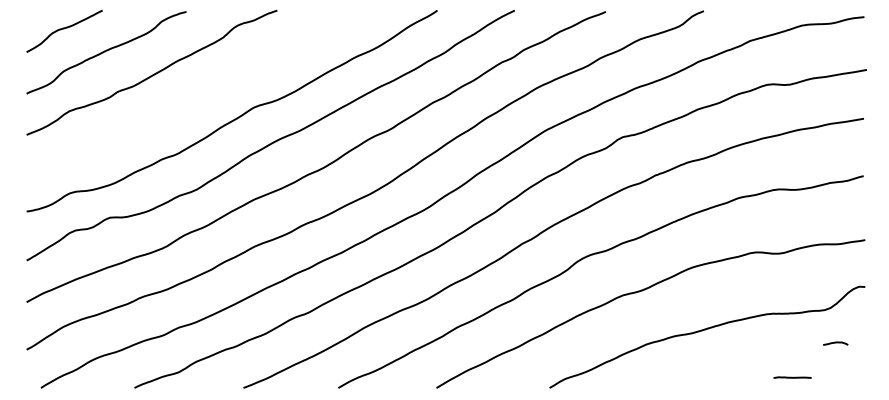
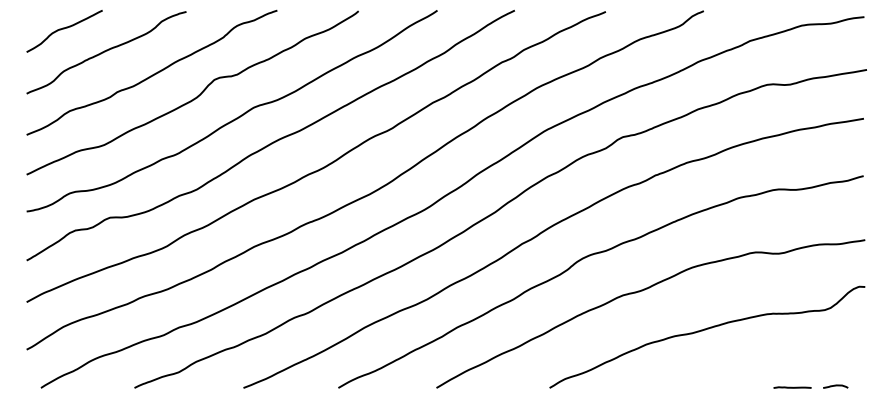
curve: none -> present (196, 96)
curve position: (835, 343) -> (835, 386) (835, 386)
line position: (792, 377) -> (792, 387) (792, 387)
